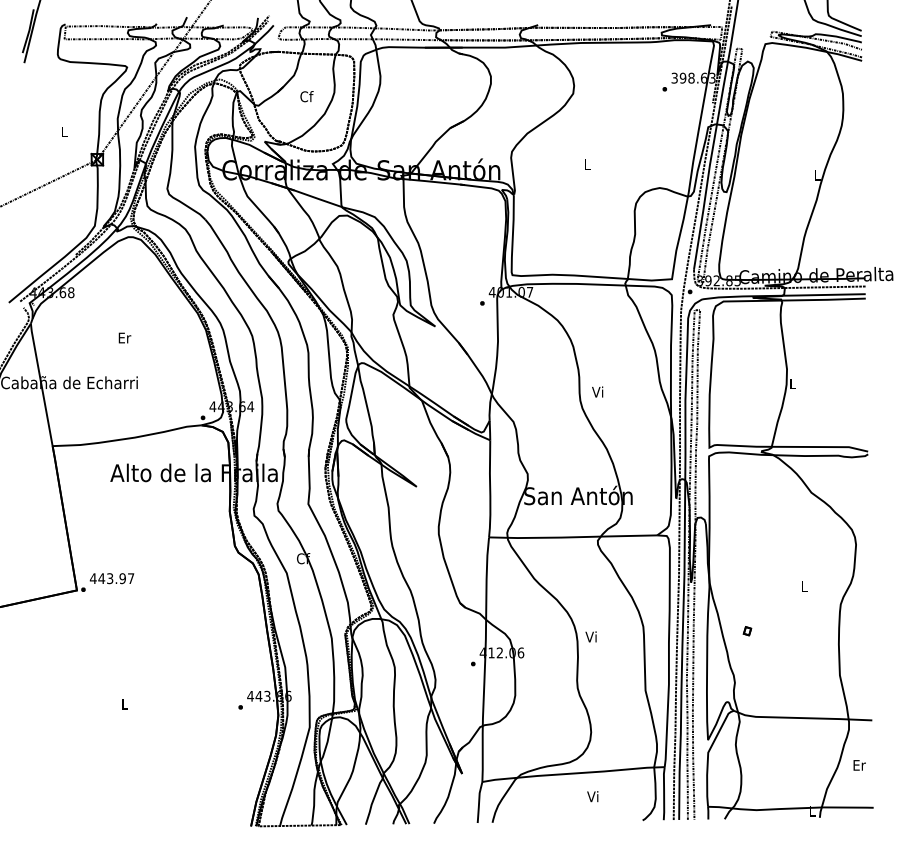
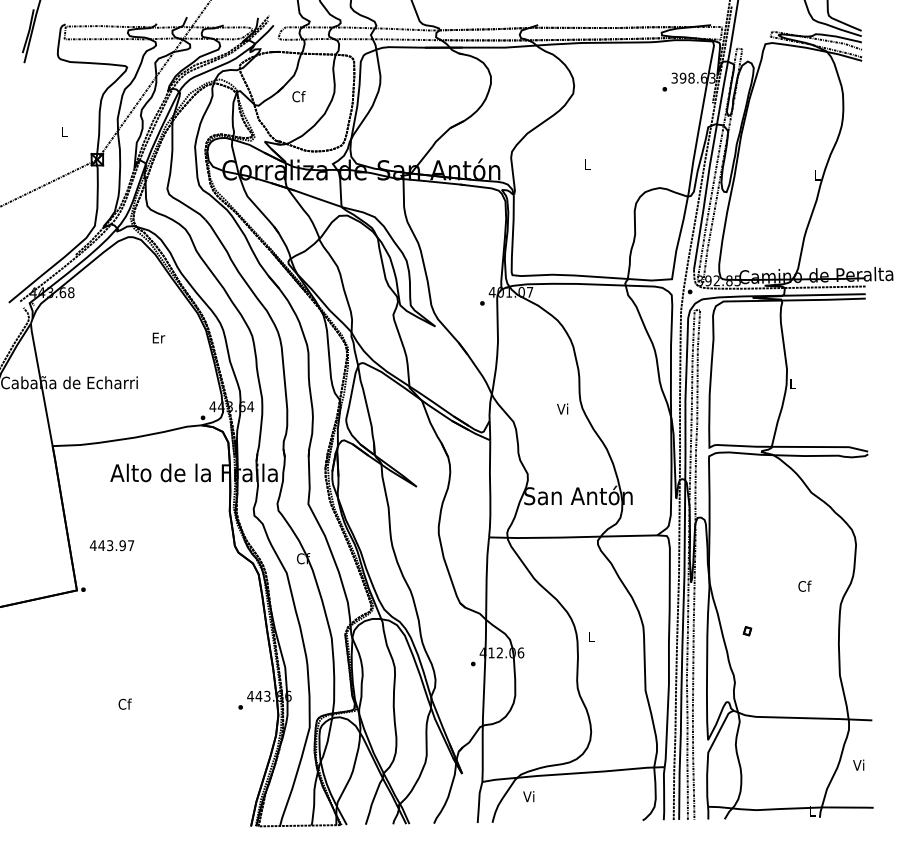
text position: (306, 96) -> (298, 96) (298, 96)
text position: (124, 337) -> (158, 337) (158, 337)
text position: (597, 391) -> (562, 408) (562, 408)
text position: (111, 578) -> (111, 545) (111, 545)
text: L -> Cf (804, 585)
text: Vi -> L (590, 636)
text: L -> Cf (124, 703)
text: Er -> Vi (859, 764)
text position: (592, 796) -> (528, 796) (528, 796)
